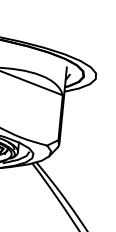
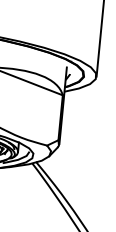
line: none -> present (99, 39)
